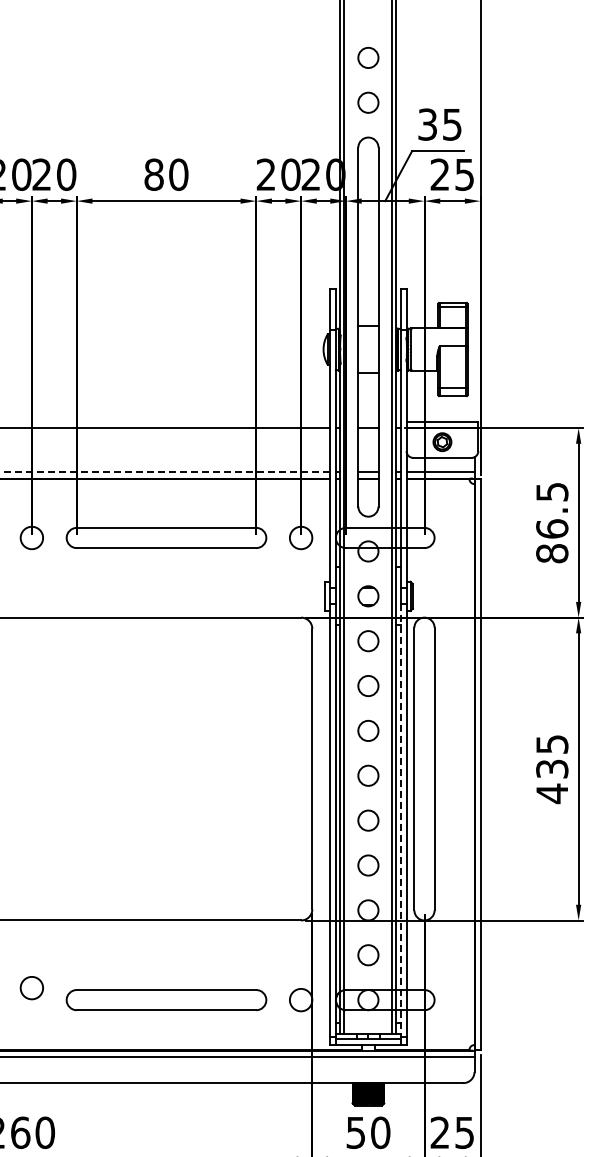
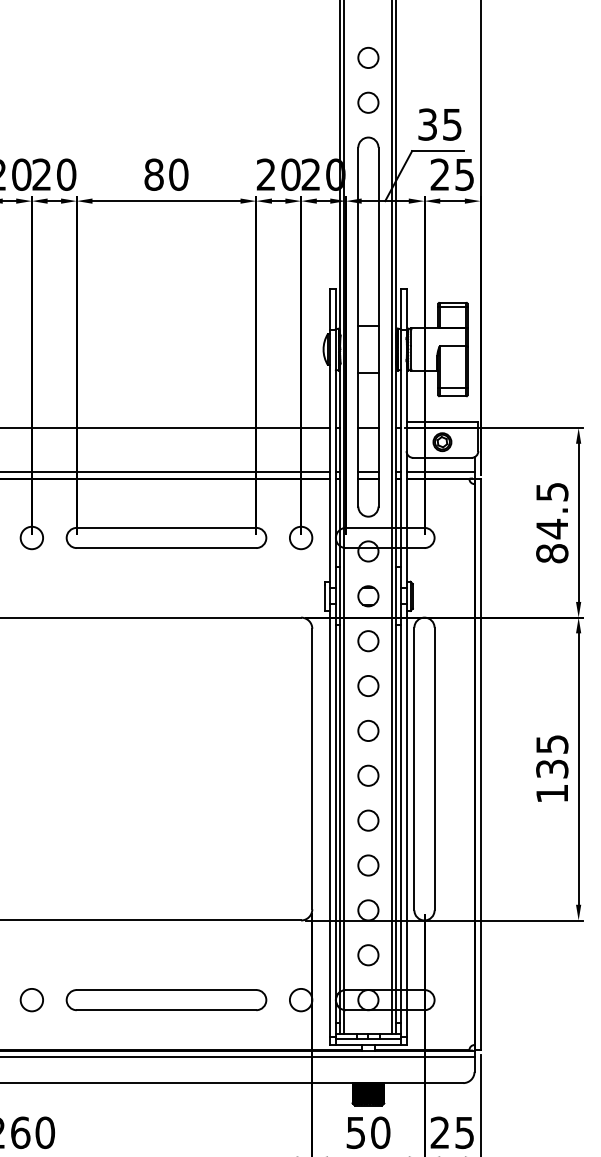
line: dashed -> solid (165, 472)
text: 86.5 -> 84.5 (552, 528)
text: 435 -> 135 (551, 793)
line: dashed -> solid (400, 820)
circle position: (31, 988) -> (31, 1000) (31, 1000)
